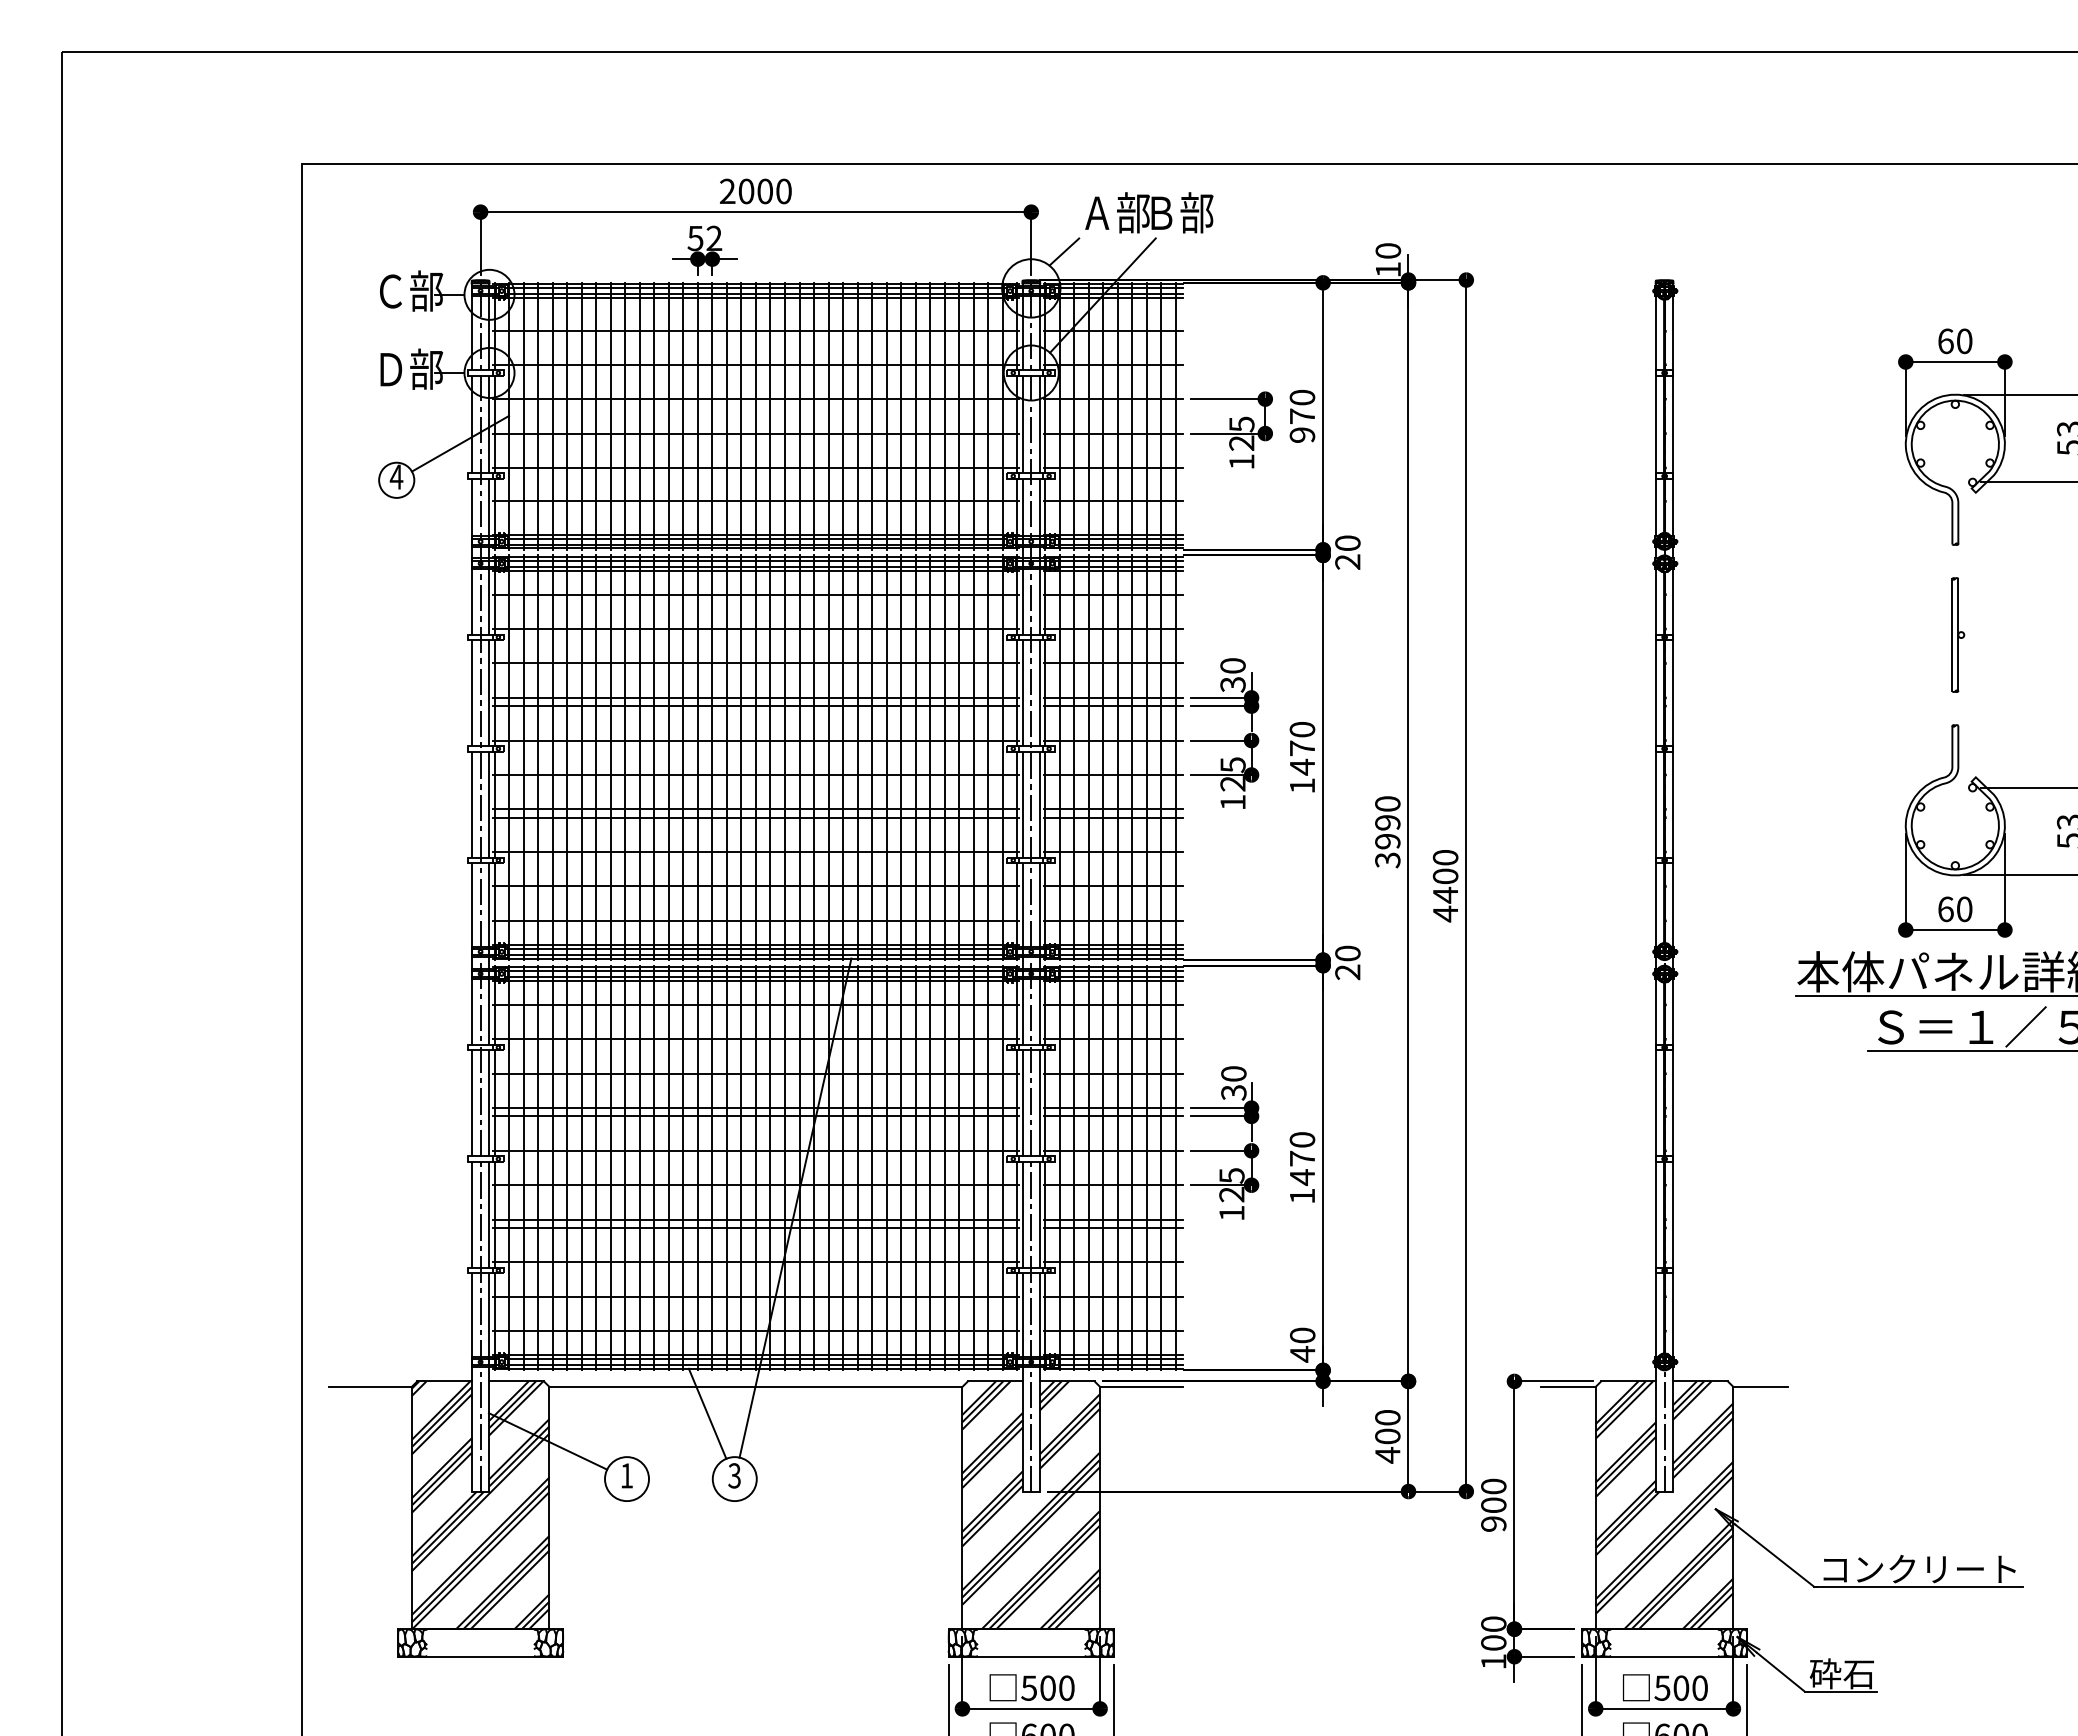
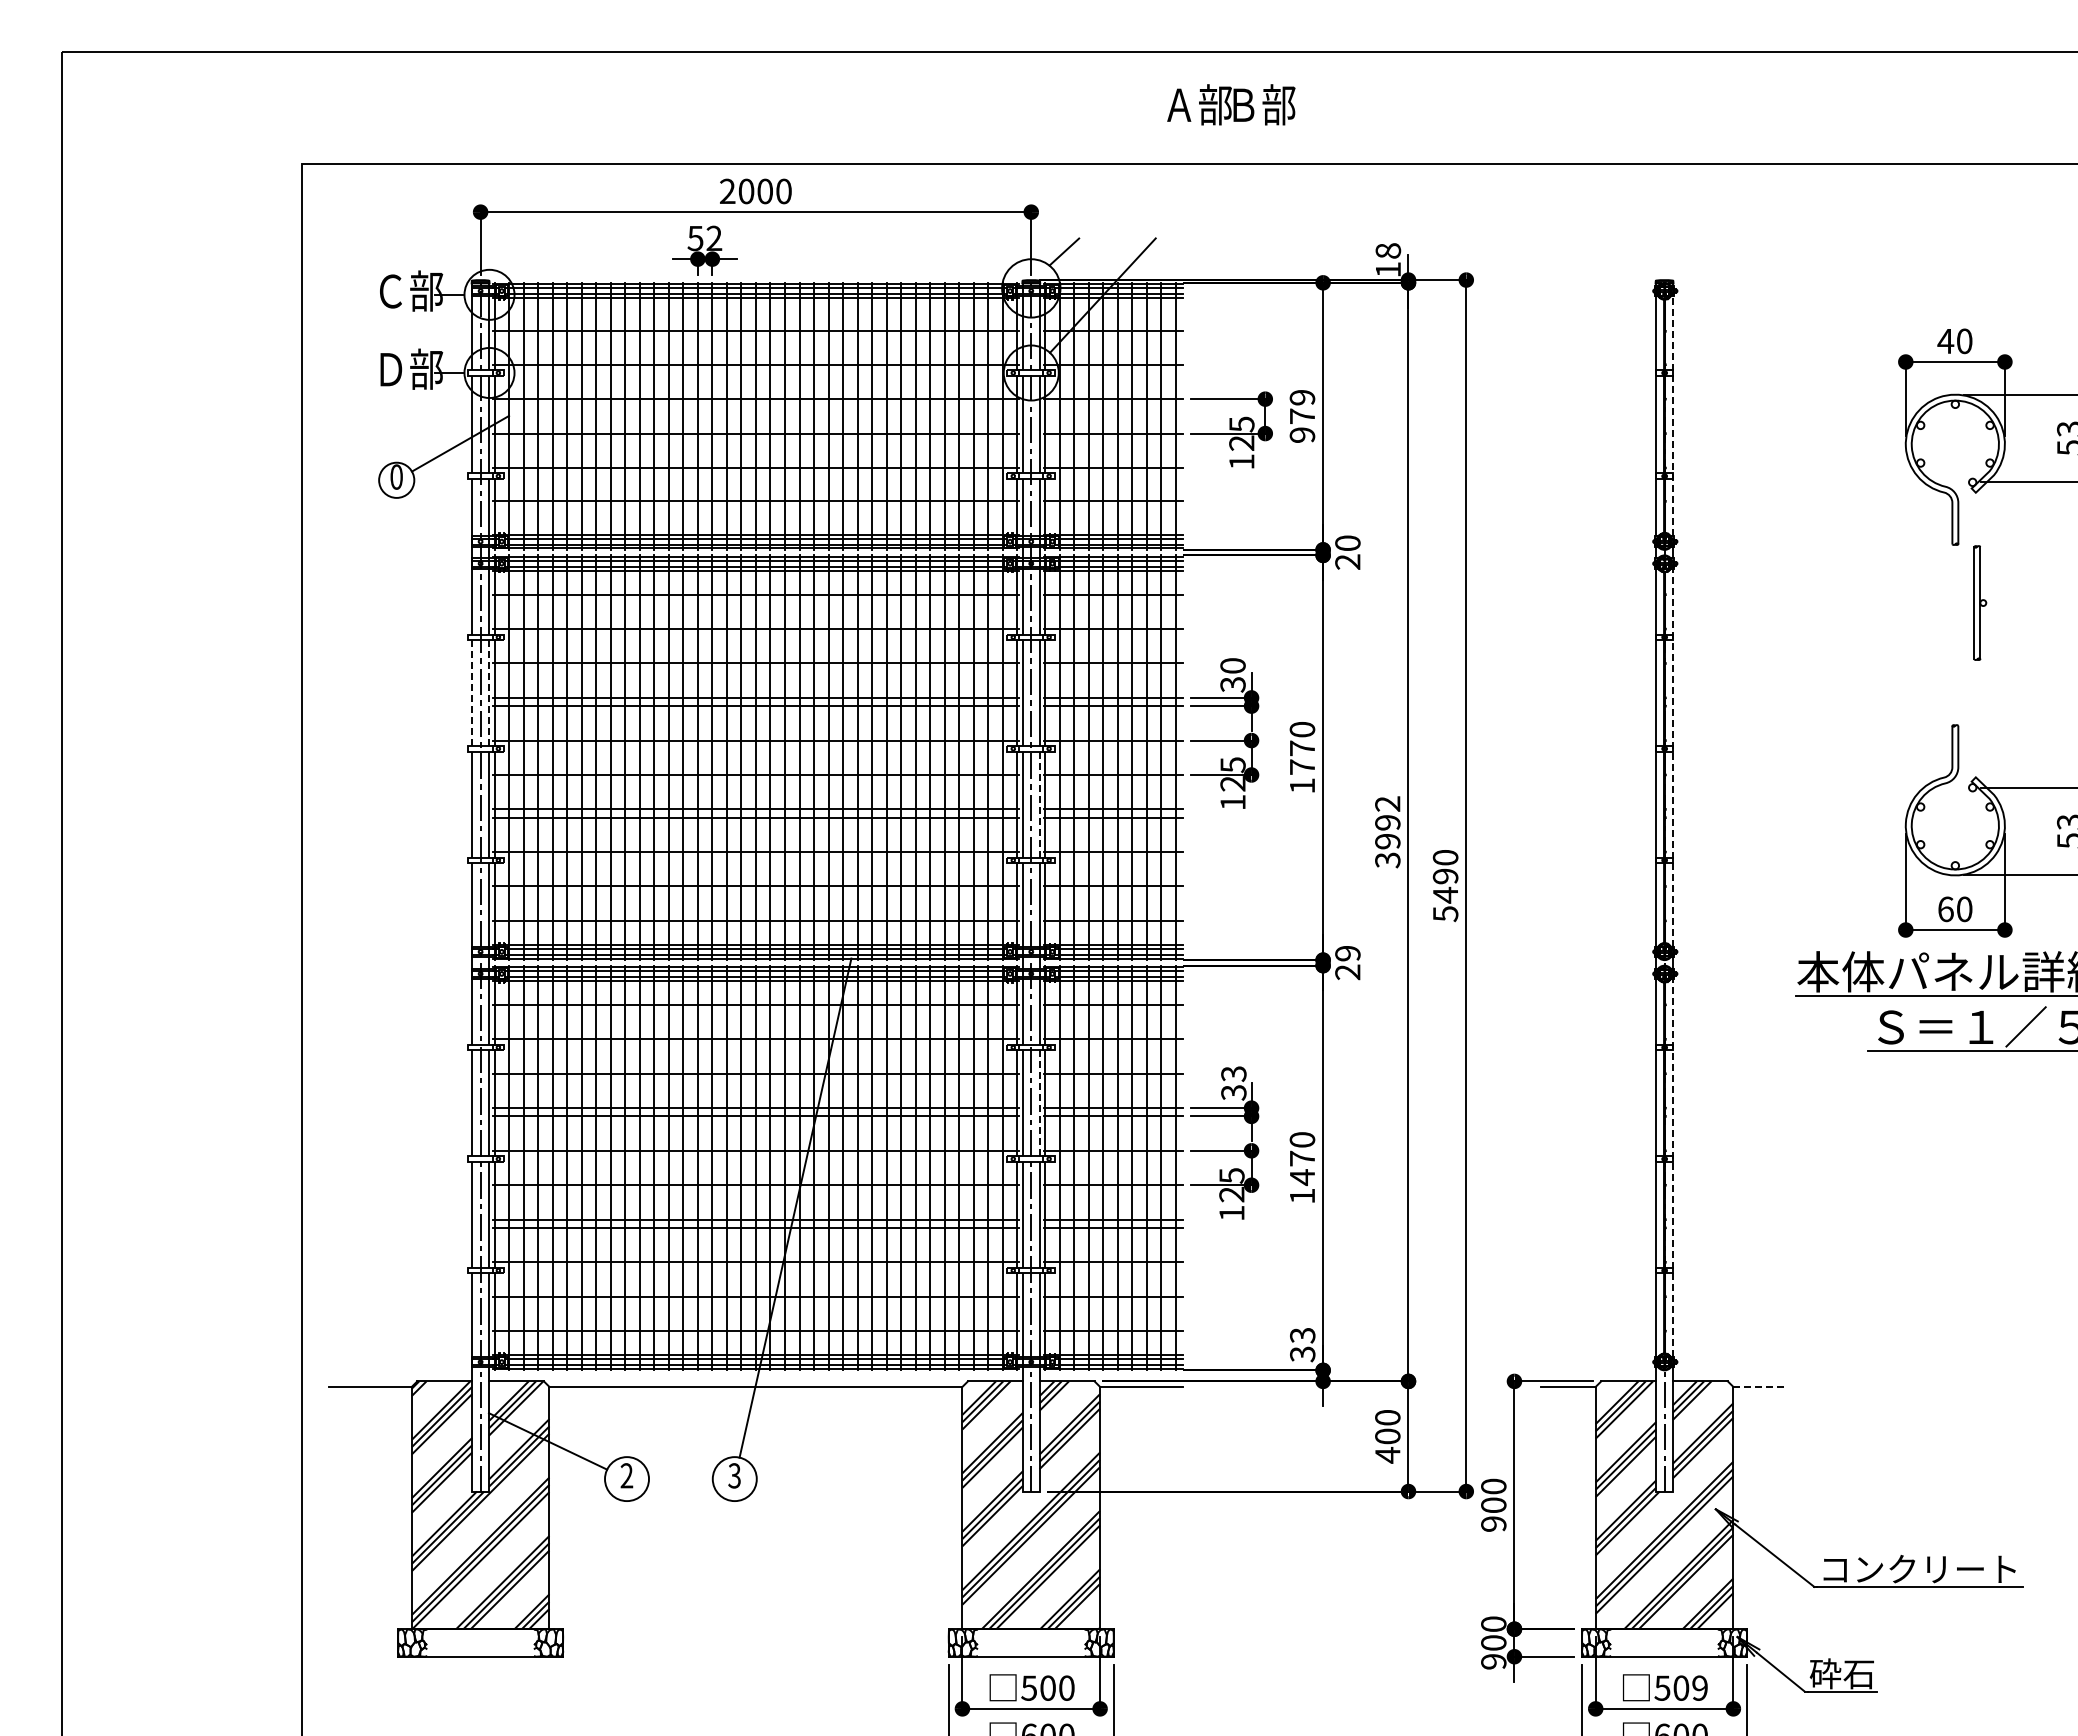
text position: (1149, 212) -> (1231, 104) (1231, 104)
text: 10 -> 18 (1388, 250)
text: 60 -> 40 (1945, 341)
text: 970 -> 979 (1302, 397)
line: solid -> dashed (1672, 416)
text: 4 -> 0 (396, 476)
part position: (1958, 634) -> (1980, 602) (1980, 602)
line: solid -> dashed (488, 692)
line: solid -> dashed (472, 693)
line: solid -> dashed (1672, 757)
text: 1470 -> 1770 (1302, 766)
text: 3990 -> 3992 (1387, 803)
line: solid -> dashed (1039, 804)
text: 4400 -> 5490 (1445, 895)
text: 20 -> 29 (1347, 953)
text: 30 -> 33 (1233, 1074)
line: solid -> dashed (1039, 1102)
line: solid -> dashed (1672, 1168)
text: 40 -> 33 (1302, 1344)
line: solid -> dashed (1760, 1386)
line: present -> none (707, 1413)
text: 1 -> 2 (626, 1475)
text: 100 -> 900 (1493, 1661)
text: 500 -> 509 (1699, 1687)
